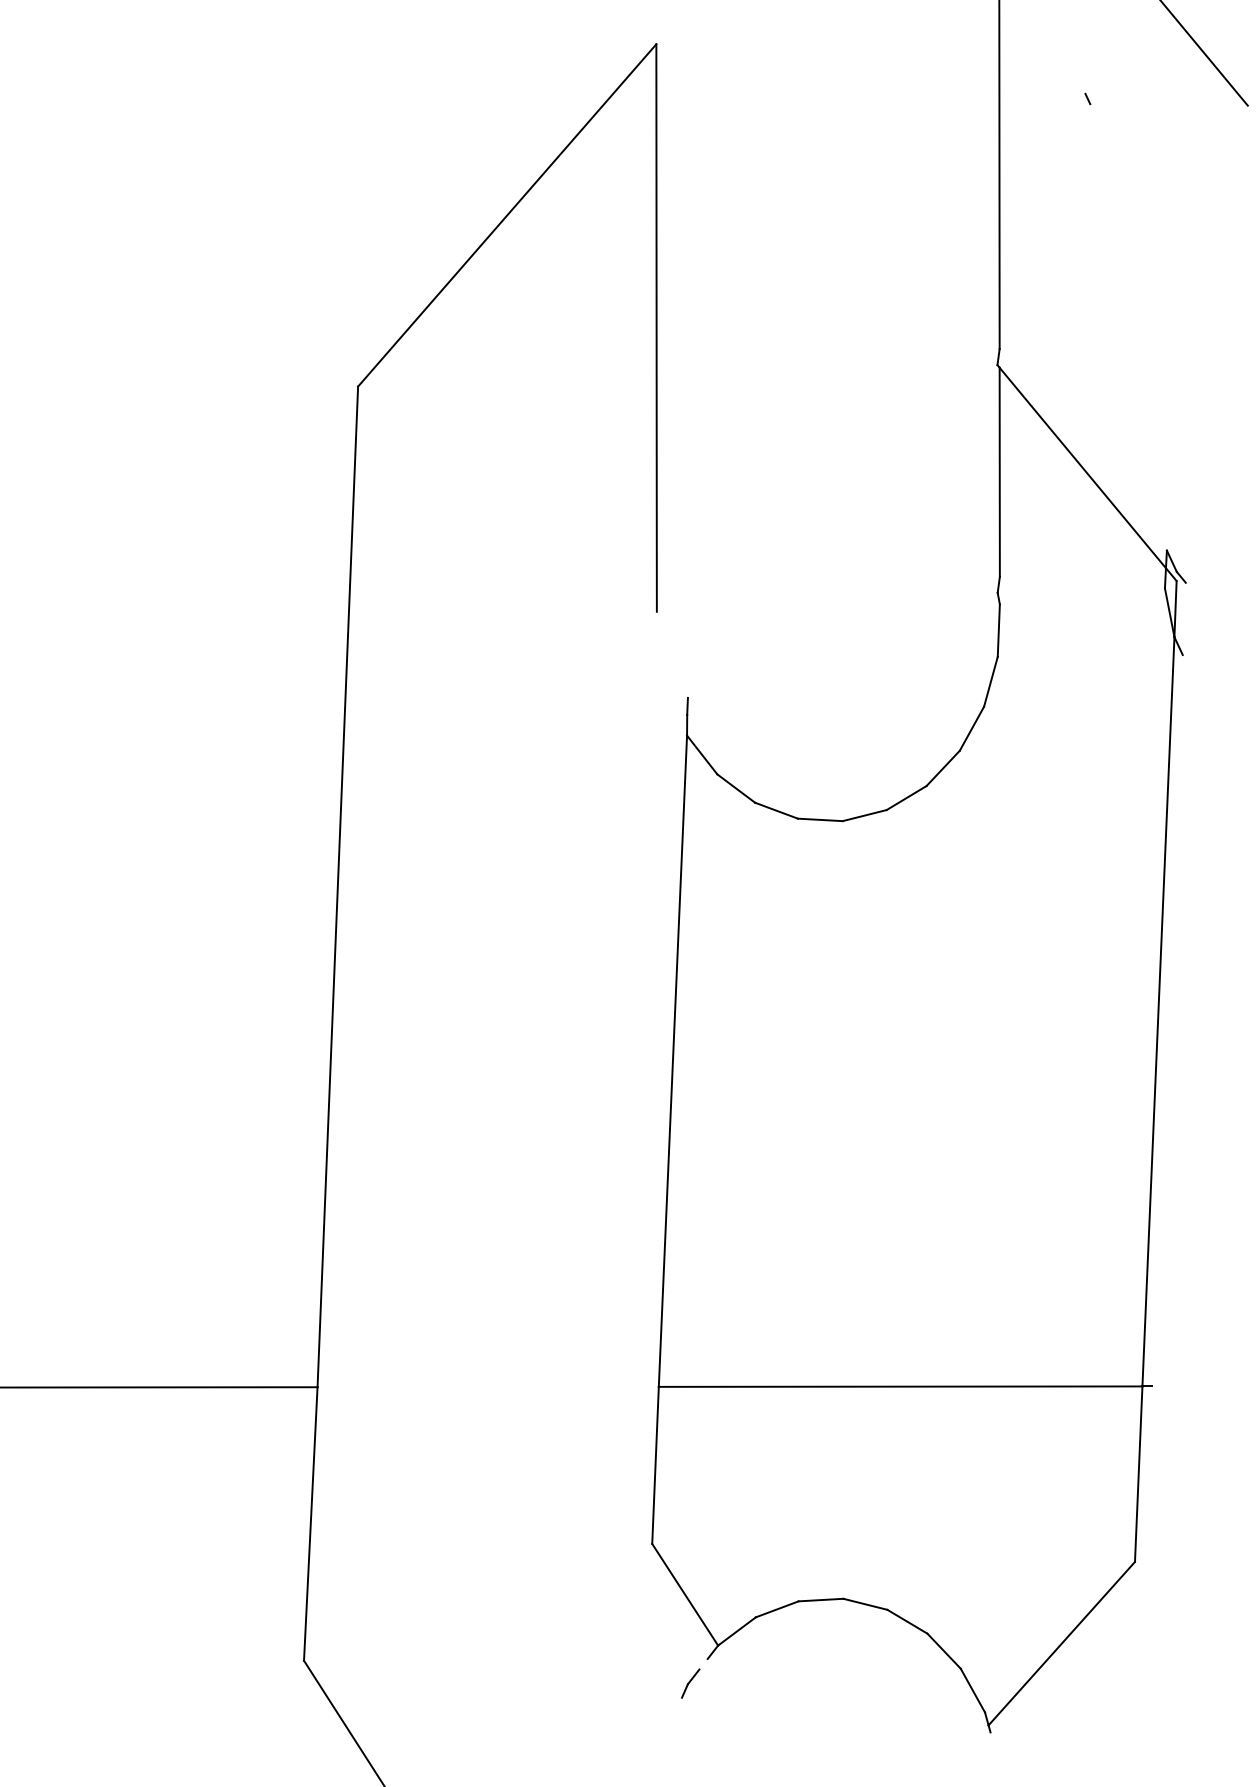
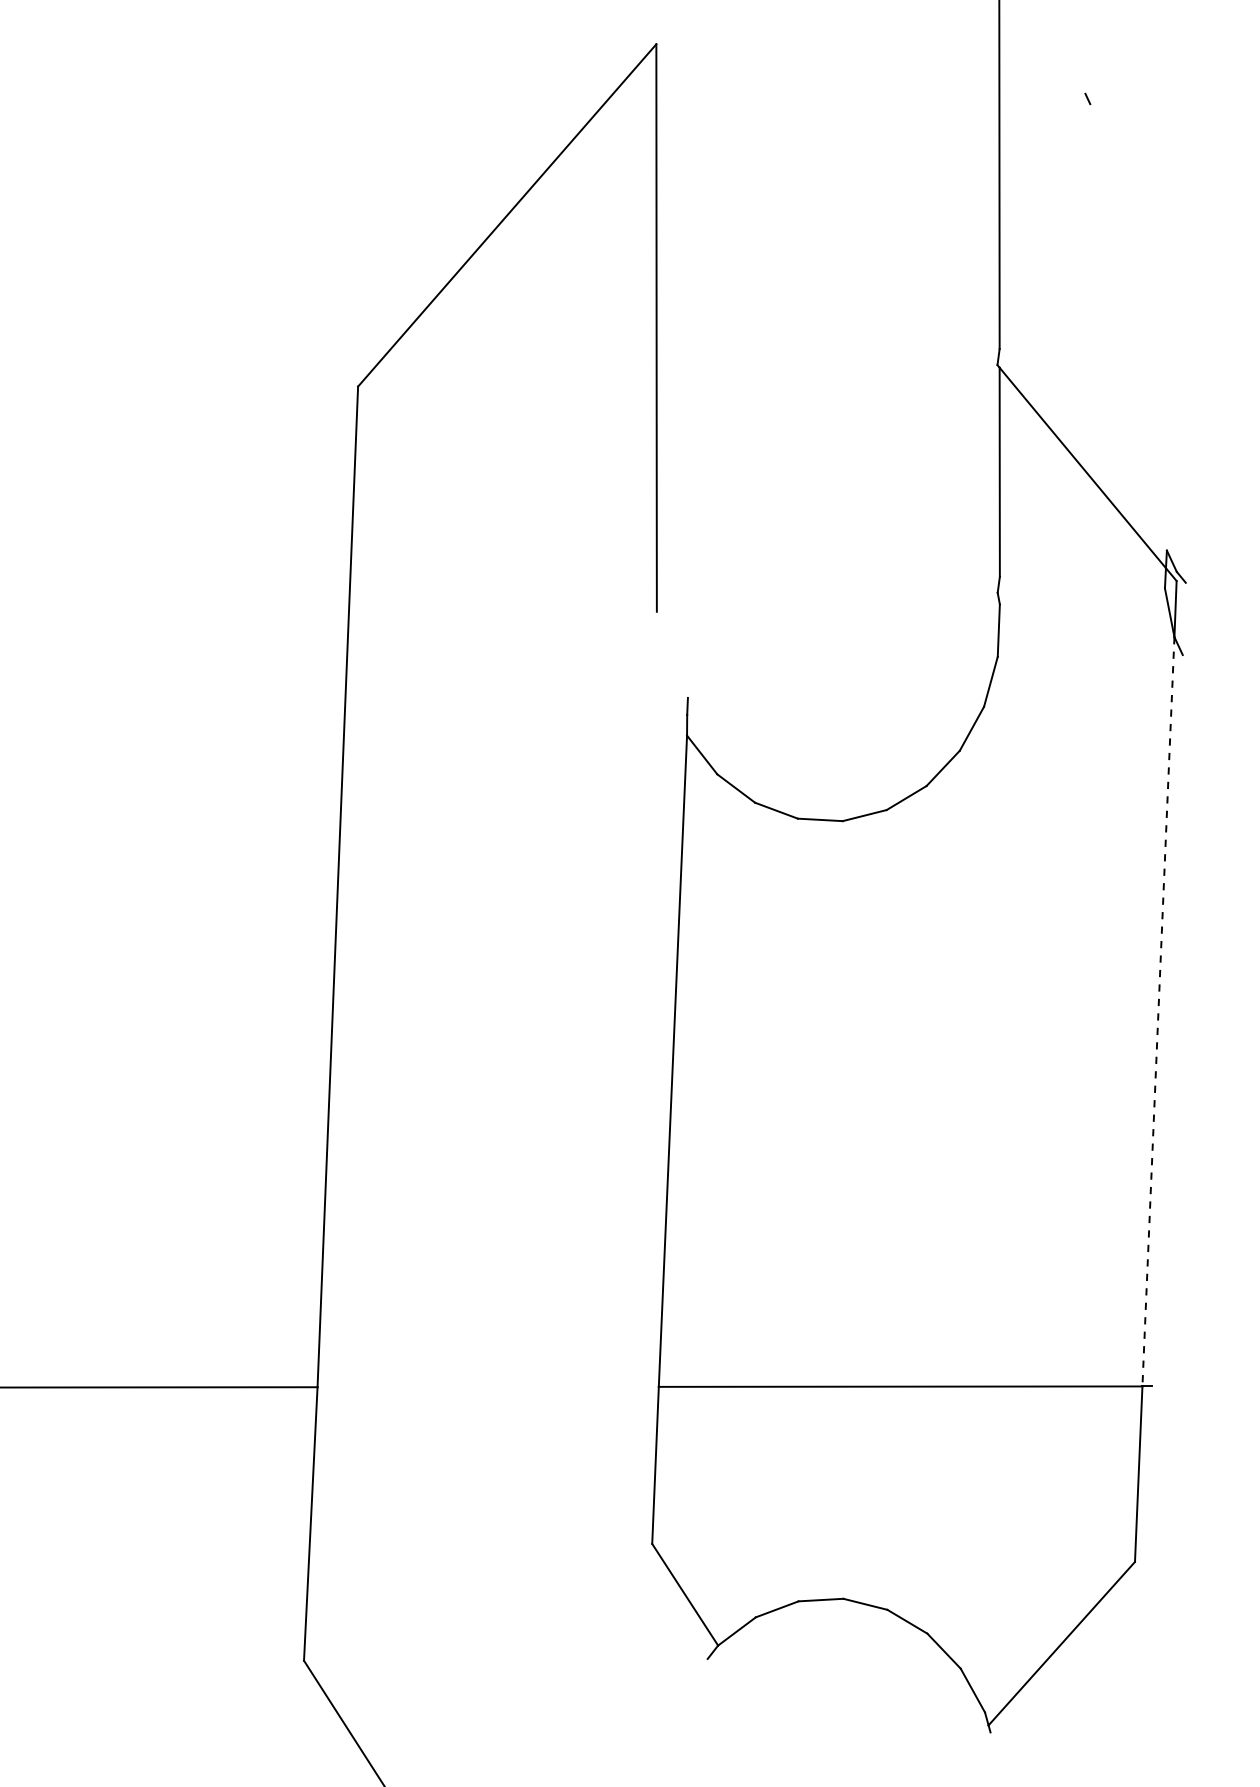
line: present -> none (1204, 53)
line: solid -> dashed (1158, 1011)
part: present -> none (690, 1683)
